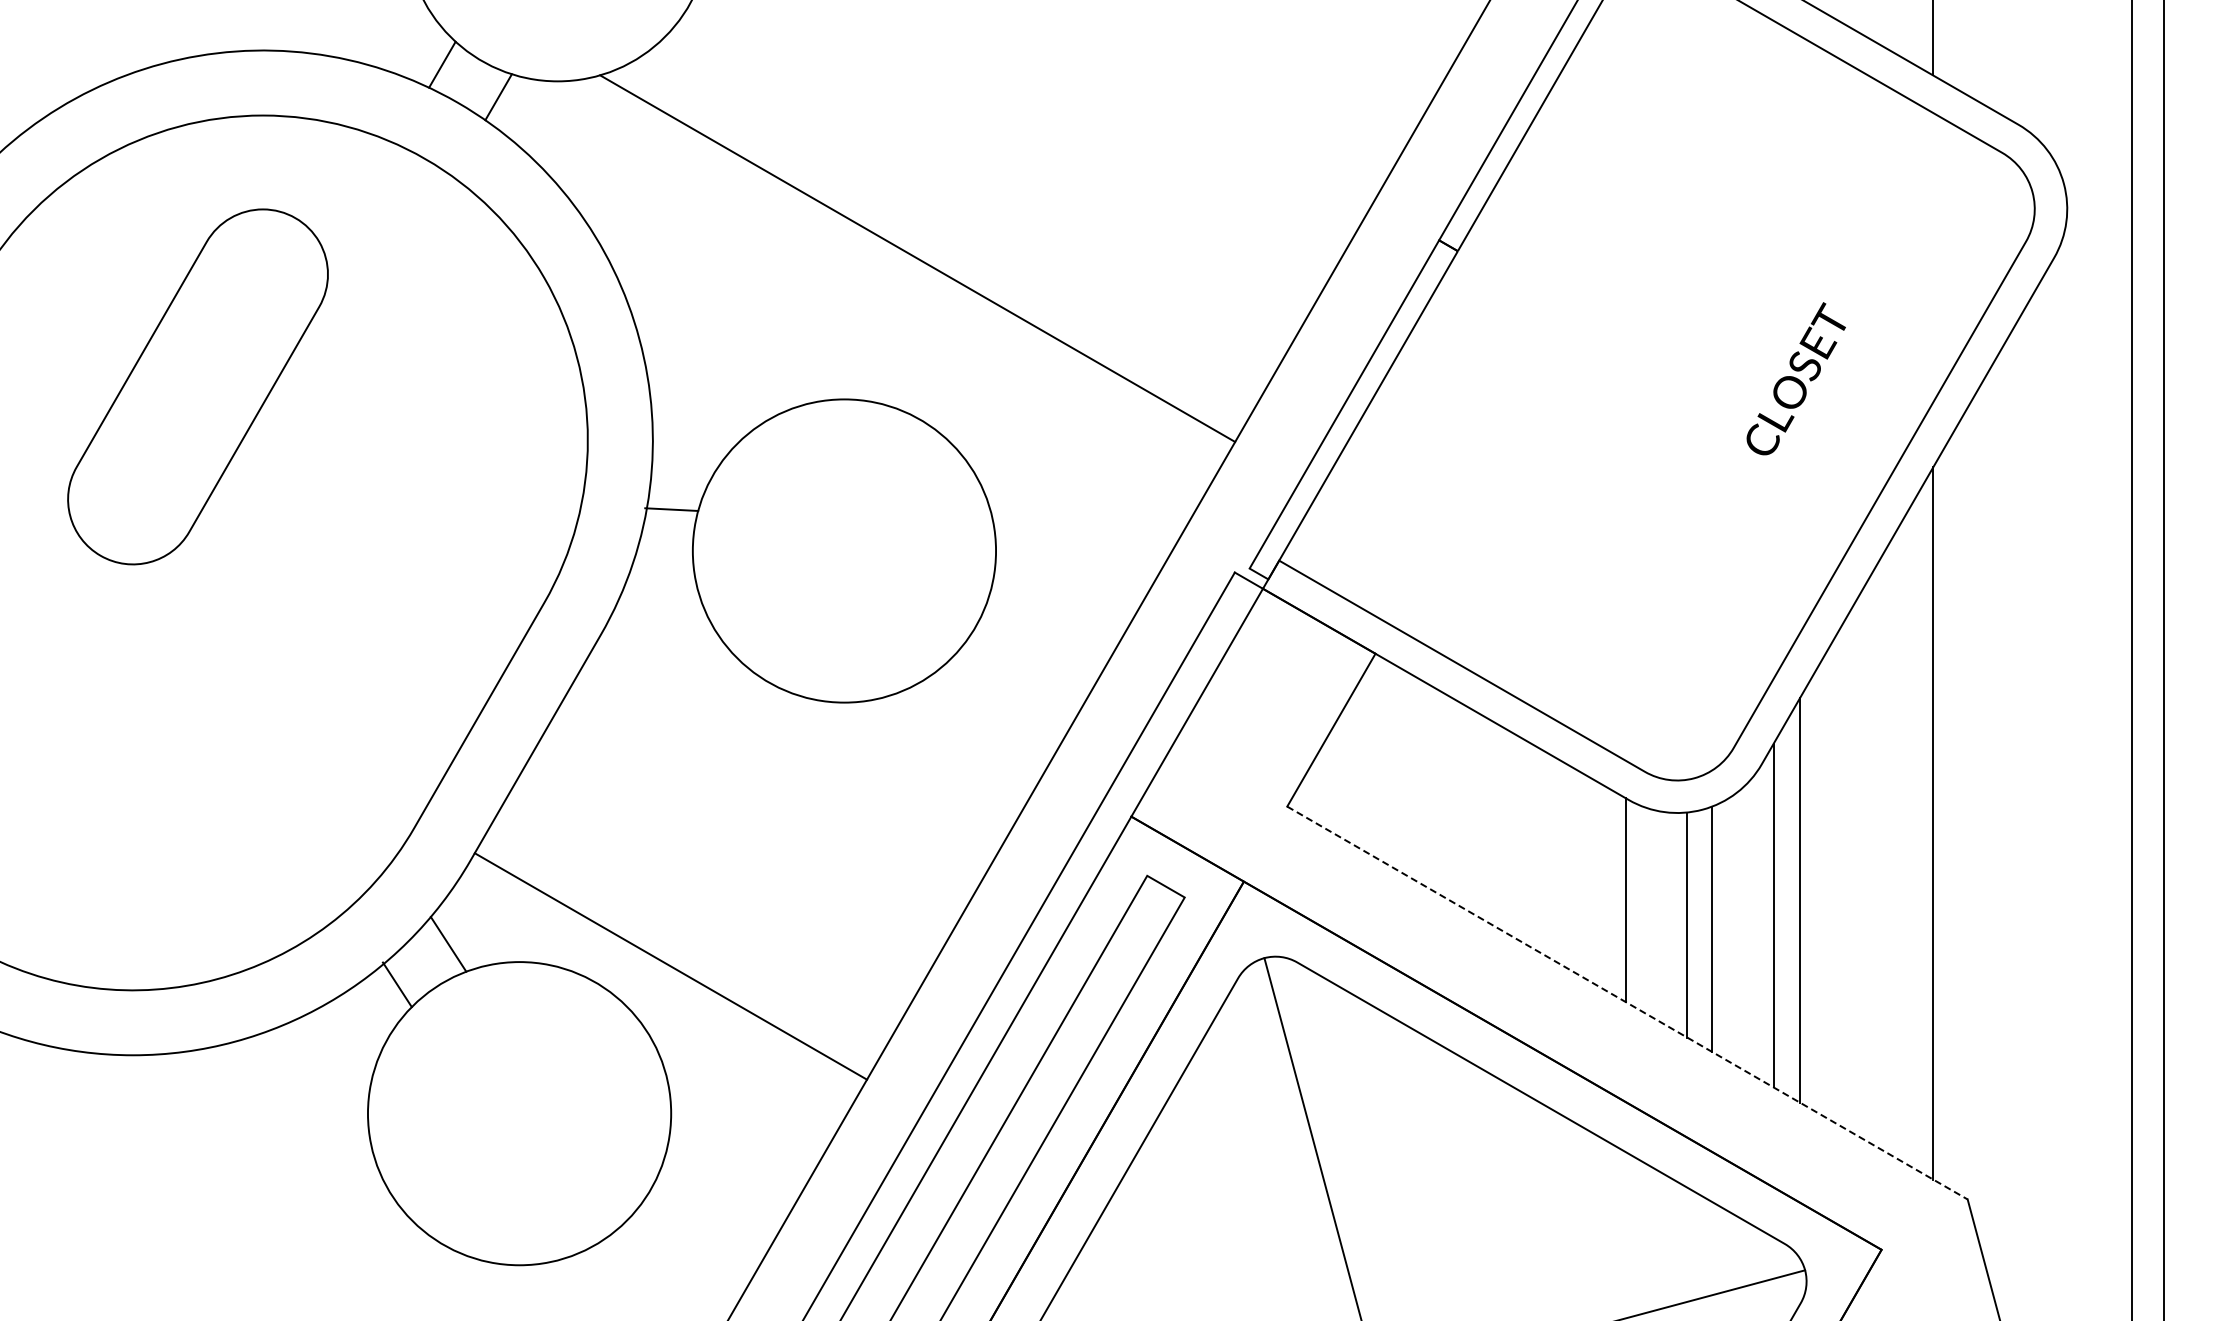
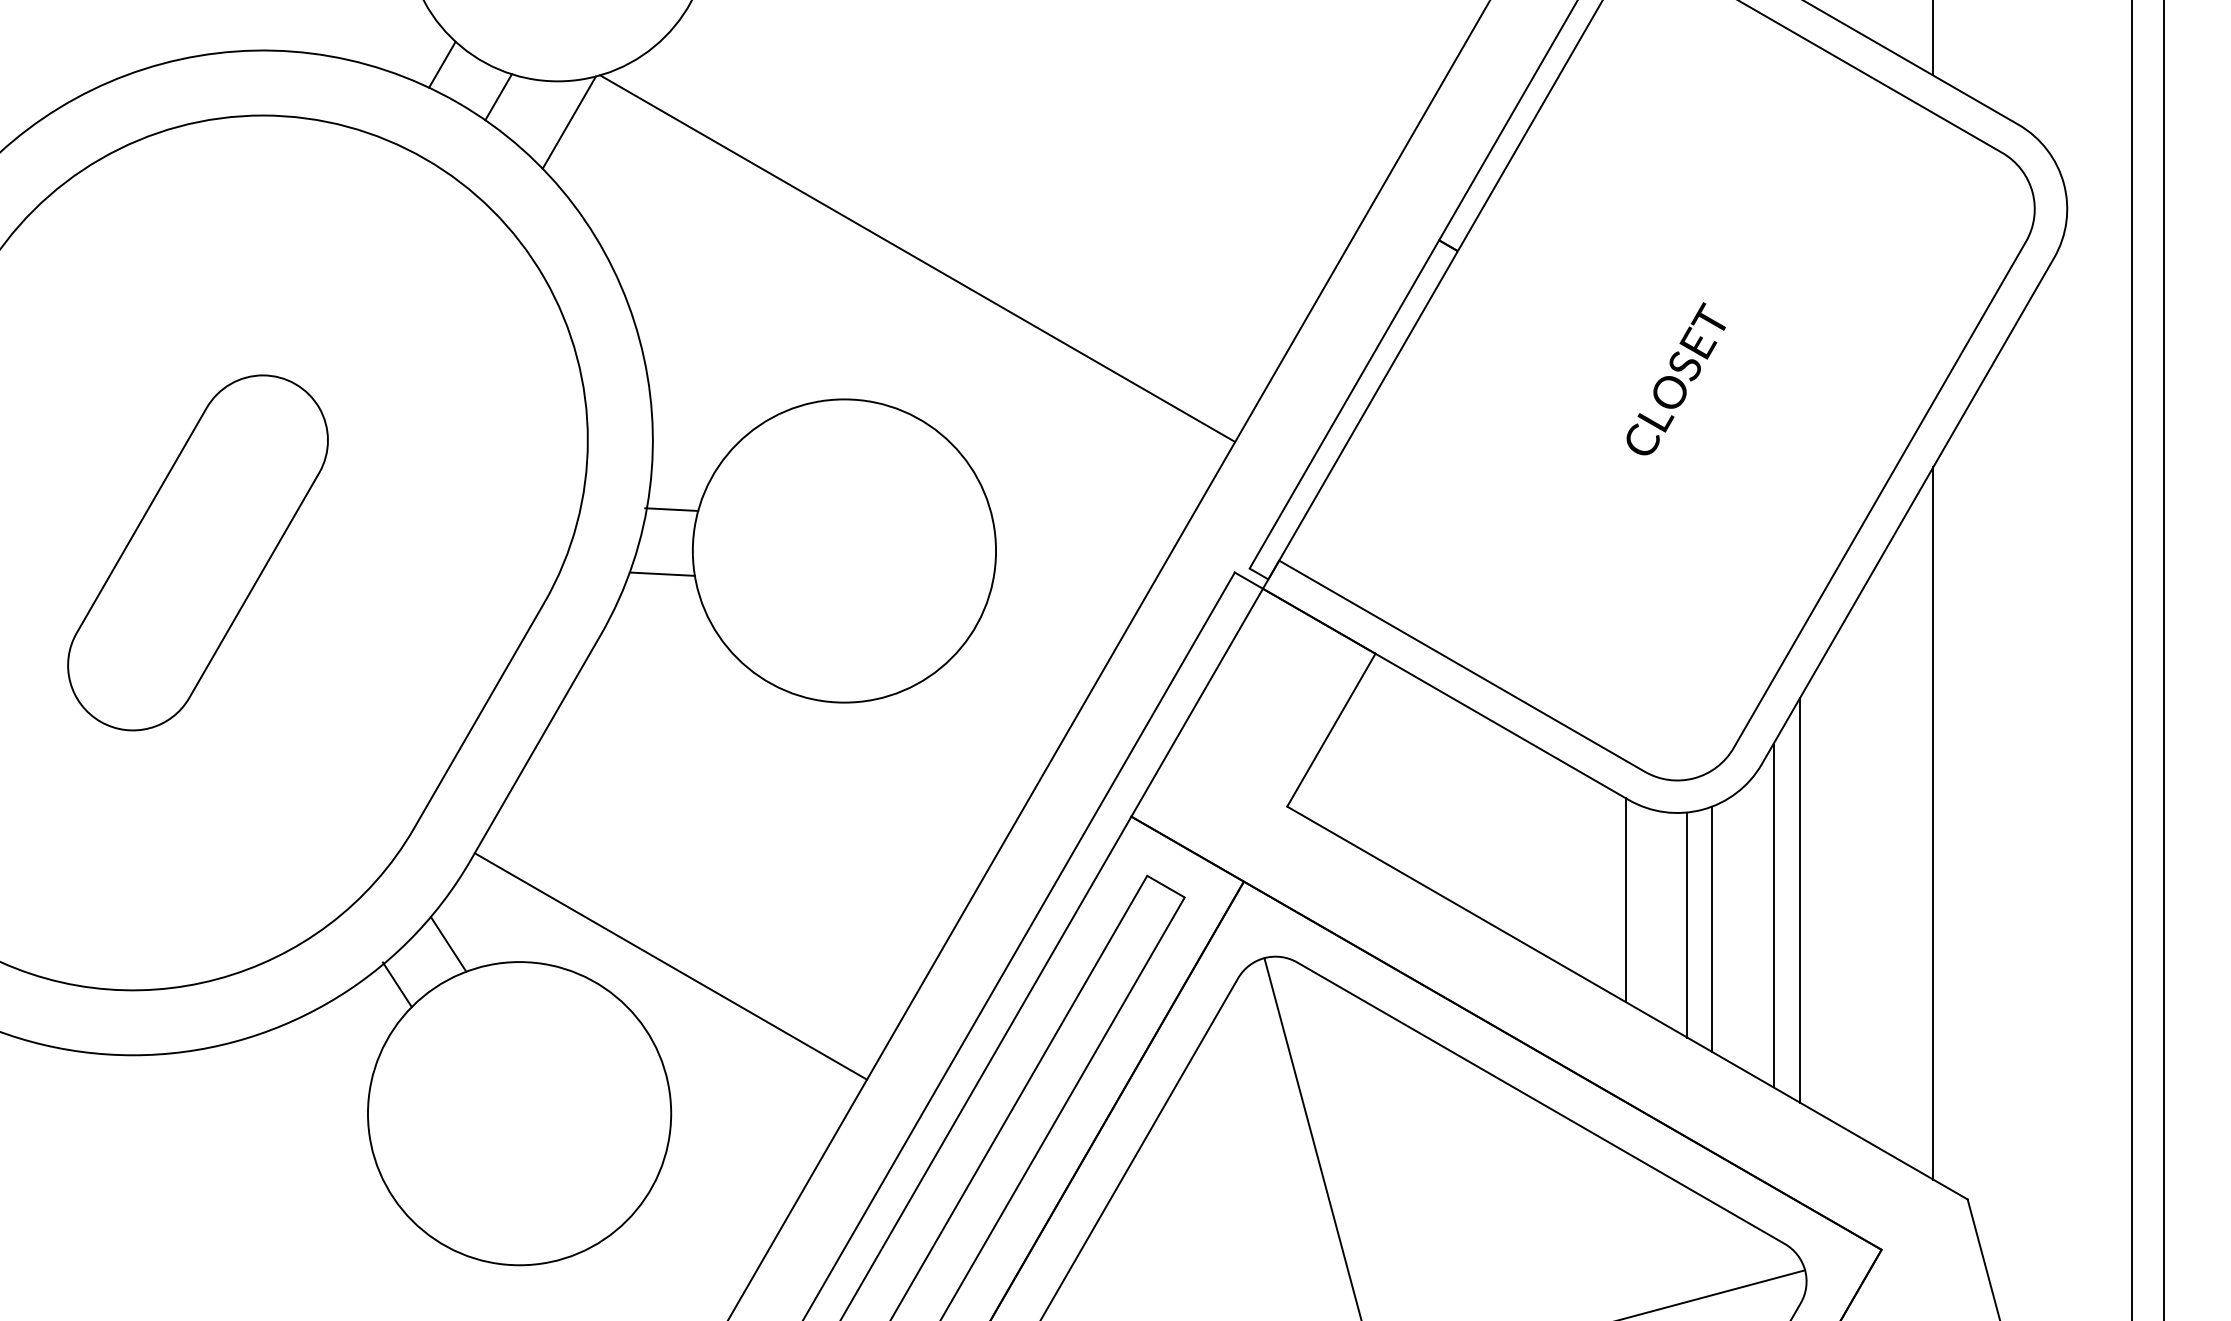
line: none -> present (568, 122)
text position: (1795, 378) -> (1675, 378) (1675, 378)
part position: (197, 386) -> (197, 552) (197, 552)
line: none -> present (661, 573)
line: dashed -> solid (1627, 1003)
